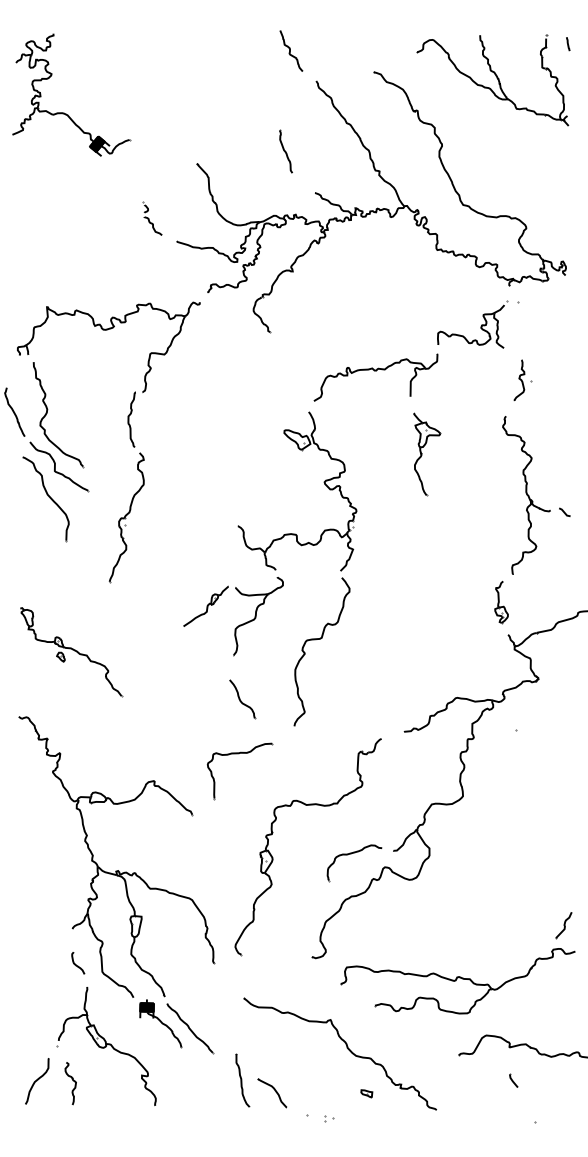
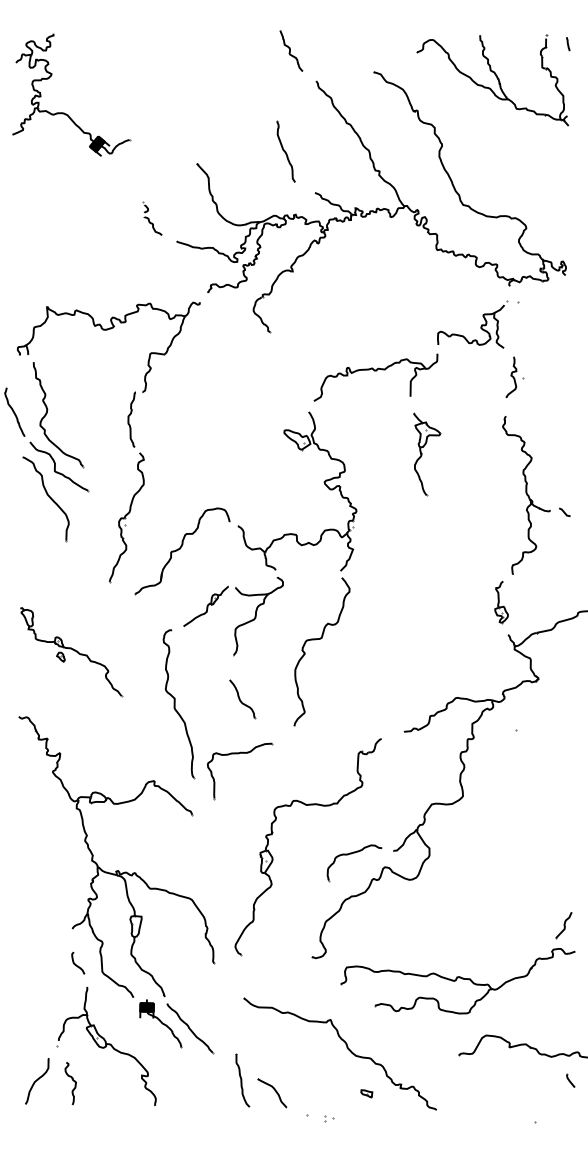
part size: 14x45 px -> 20x63 px (285, 151)
part position: (522, 380) -> (514, 377) (514, 377)
part: none -> present (182, 551)
part: none -> present (178, 704)
part position: (513, 1080) -> (570, 1080) (570, 1080)
